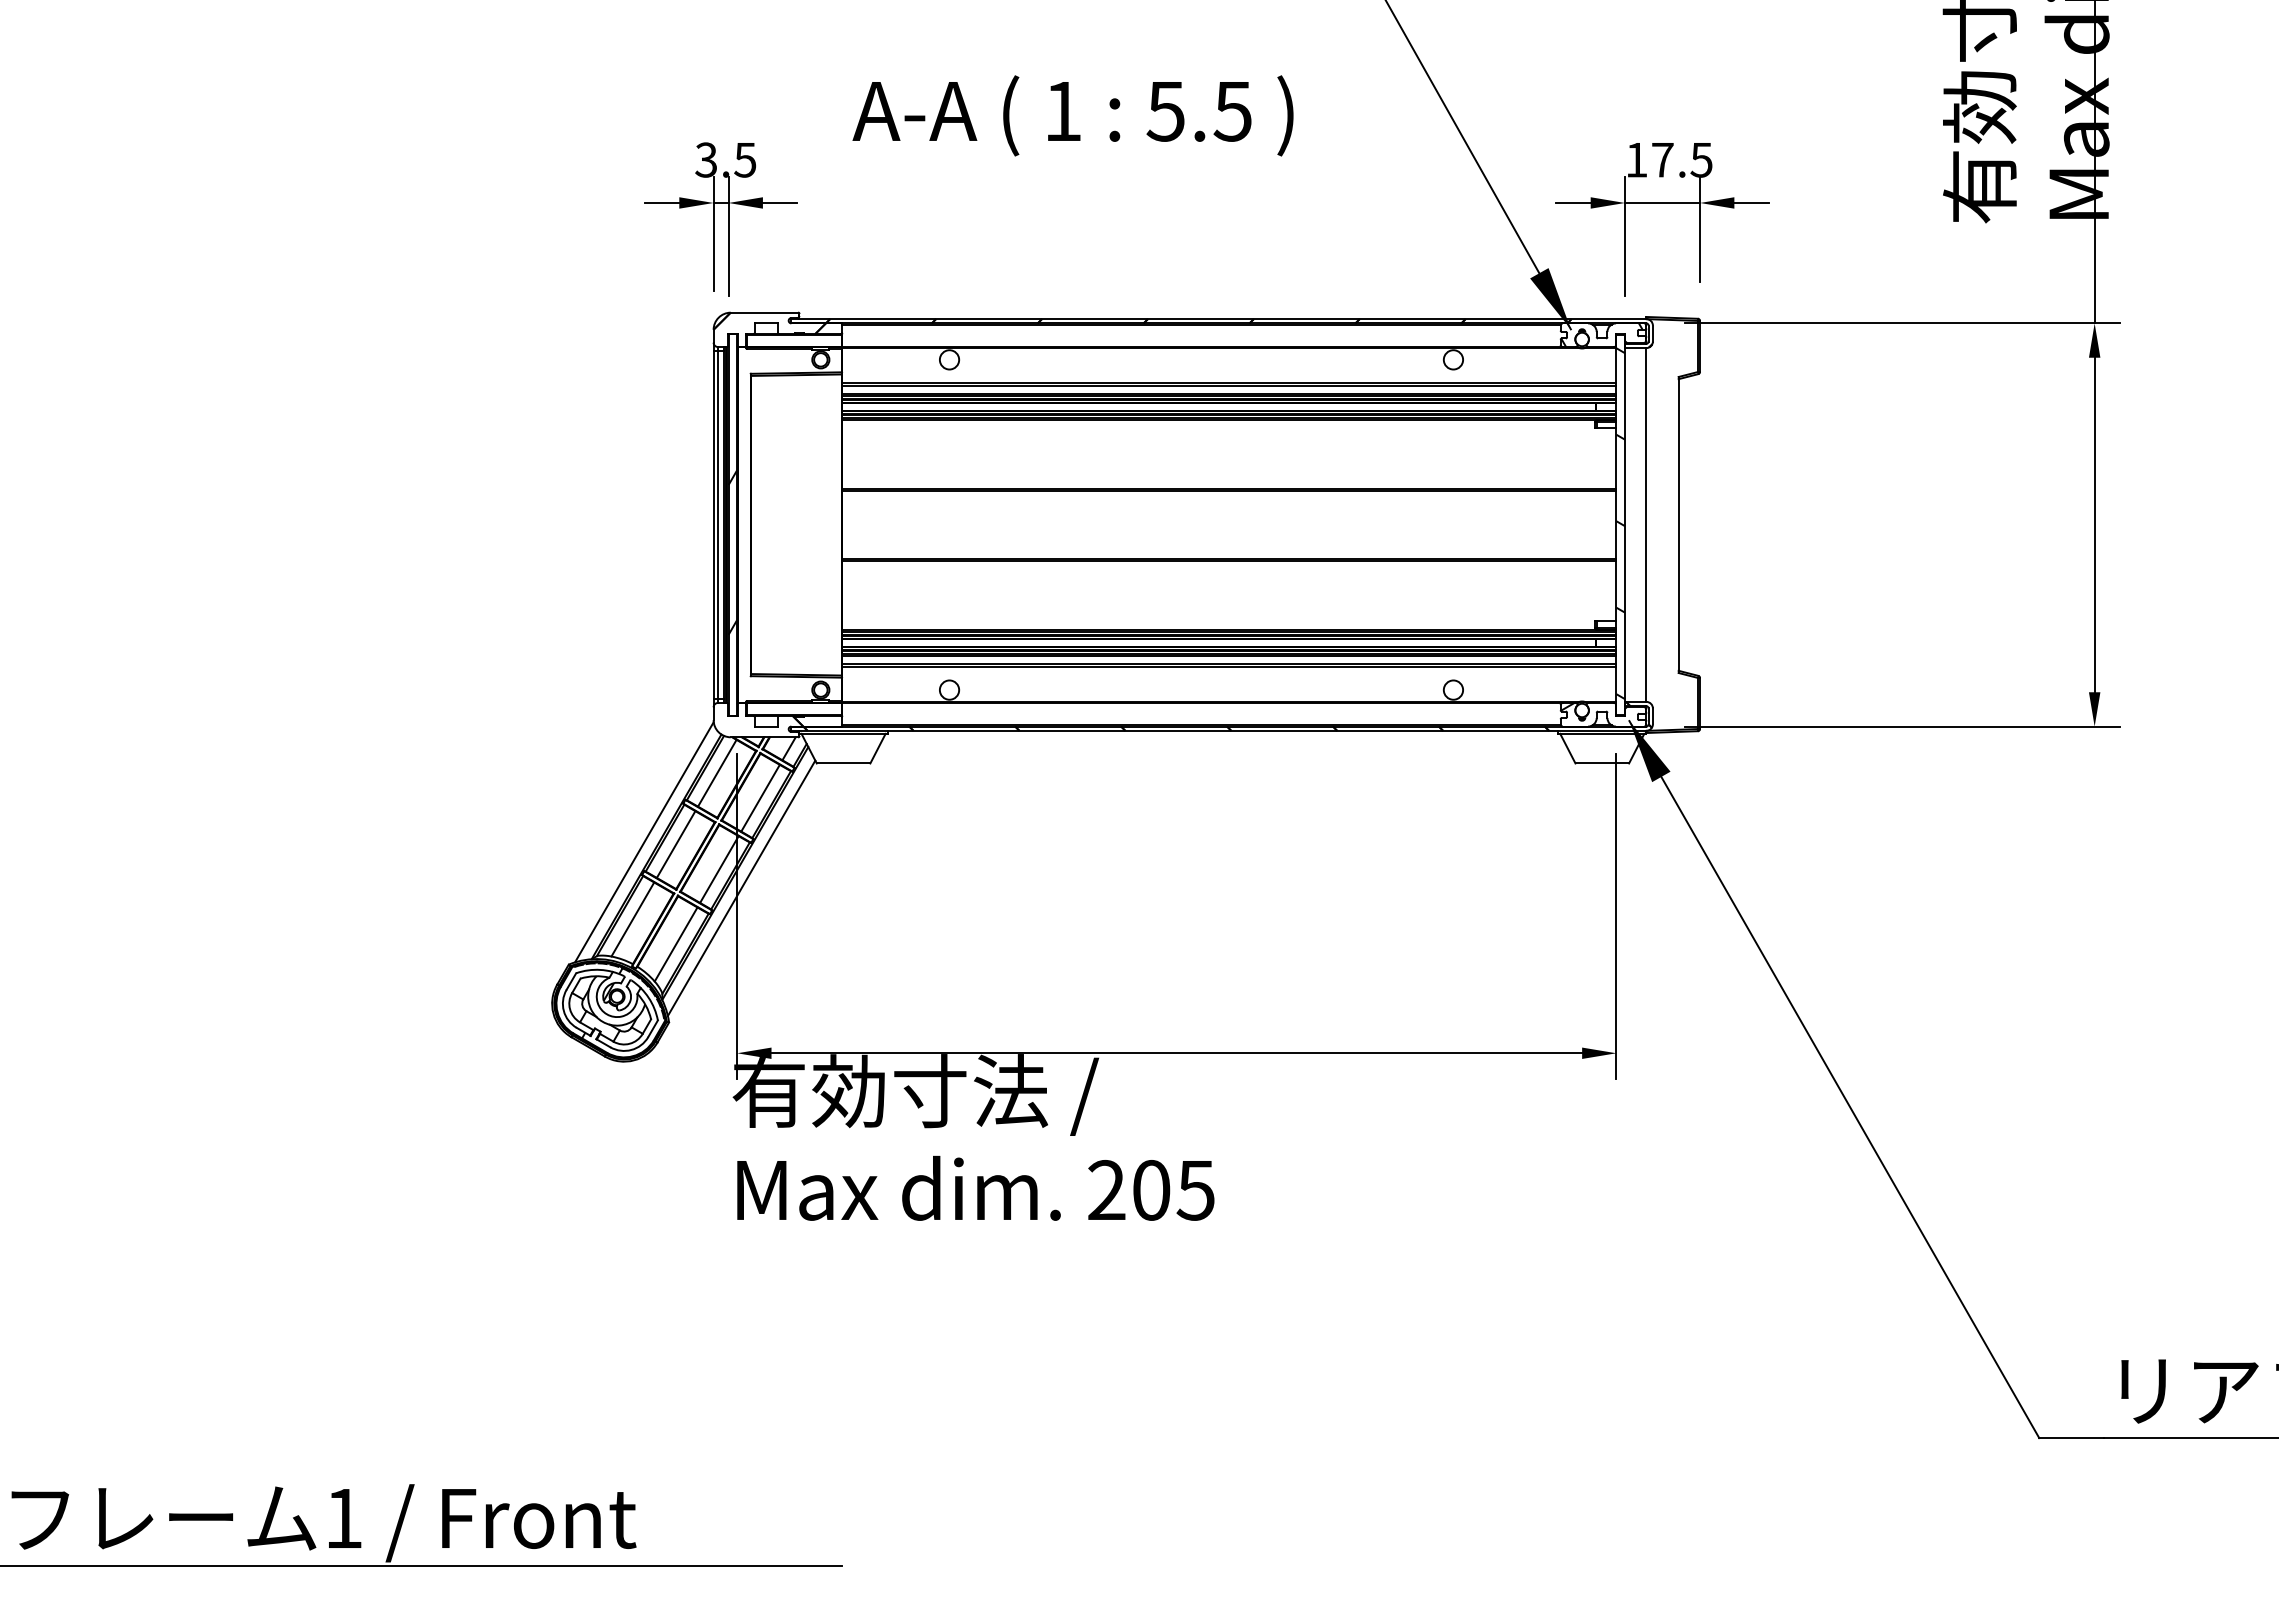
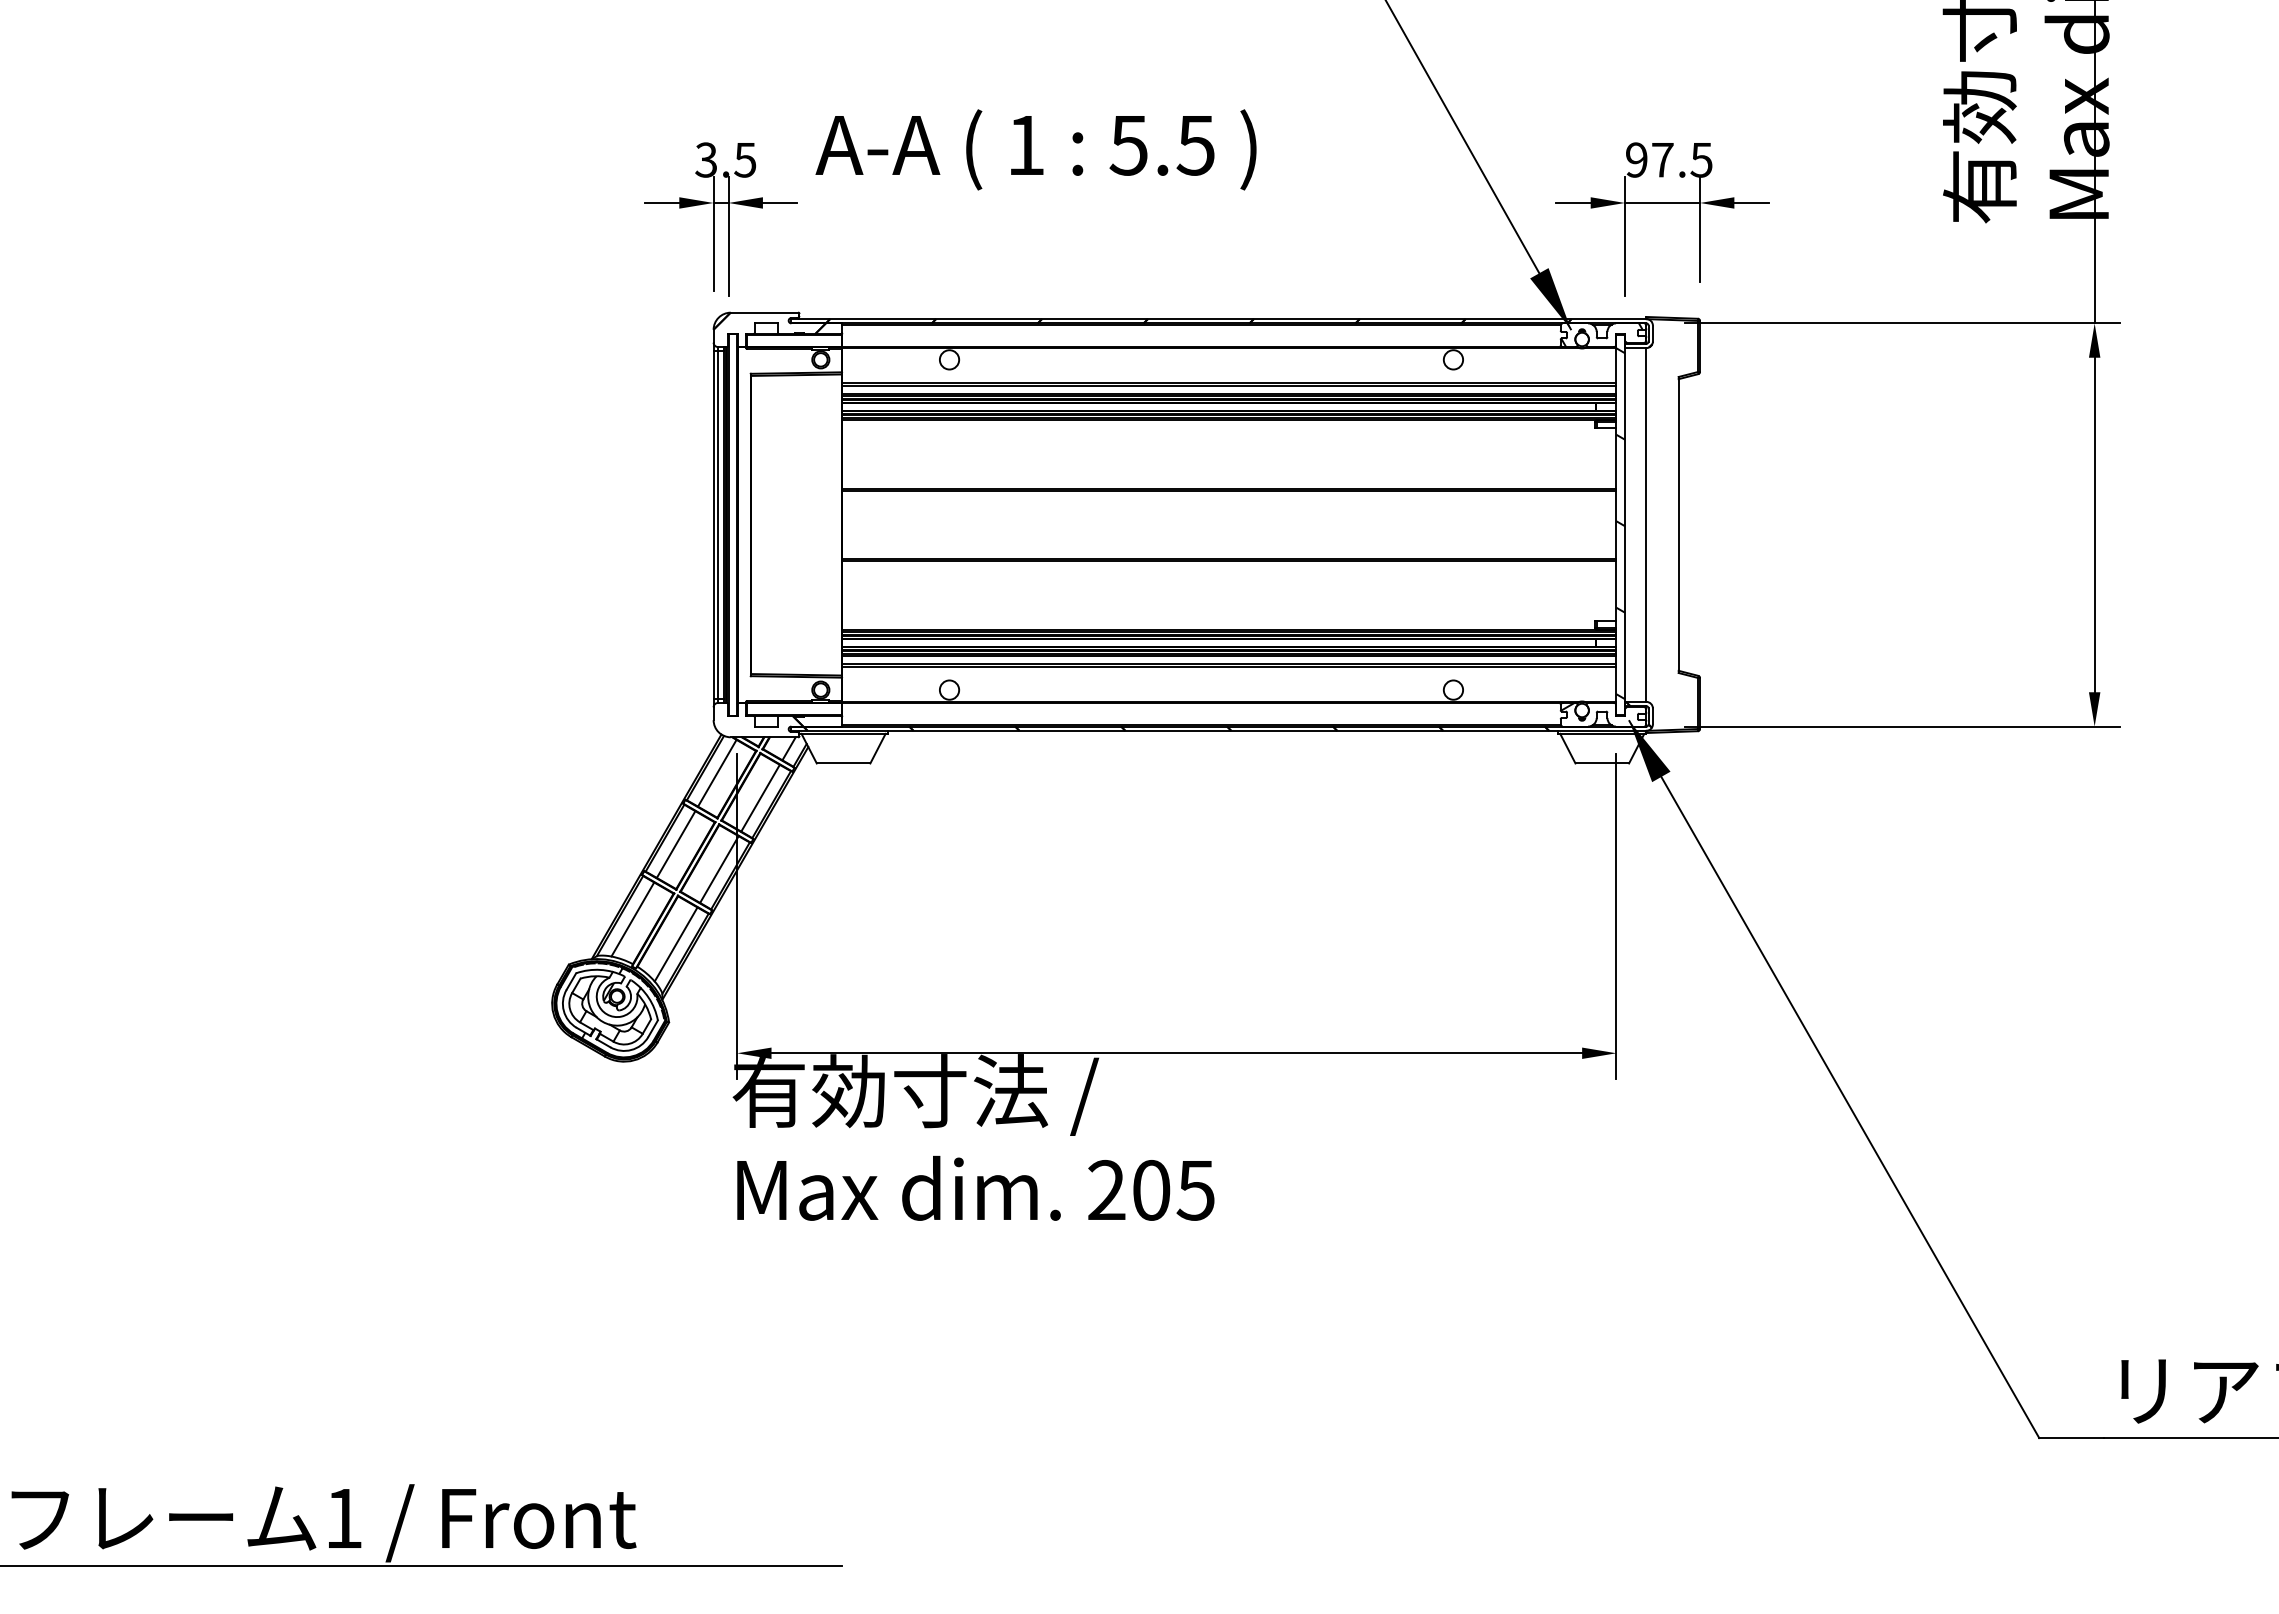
text position: (1072, 115) -> (1035, 149) (1035, 149)
text: 17.5 -> 97.5 (1636, 159)
hatch: present -> none (732, 484)
line: present -> none (644, 842)
line: present -> none (741, 887)
